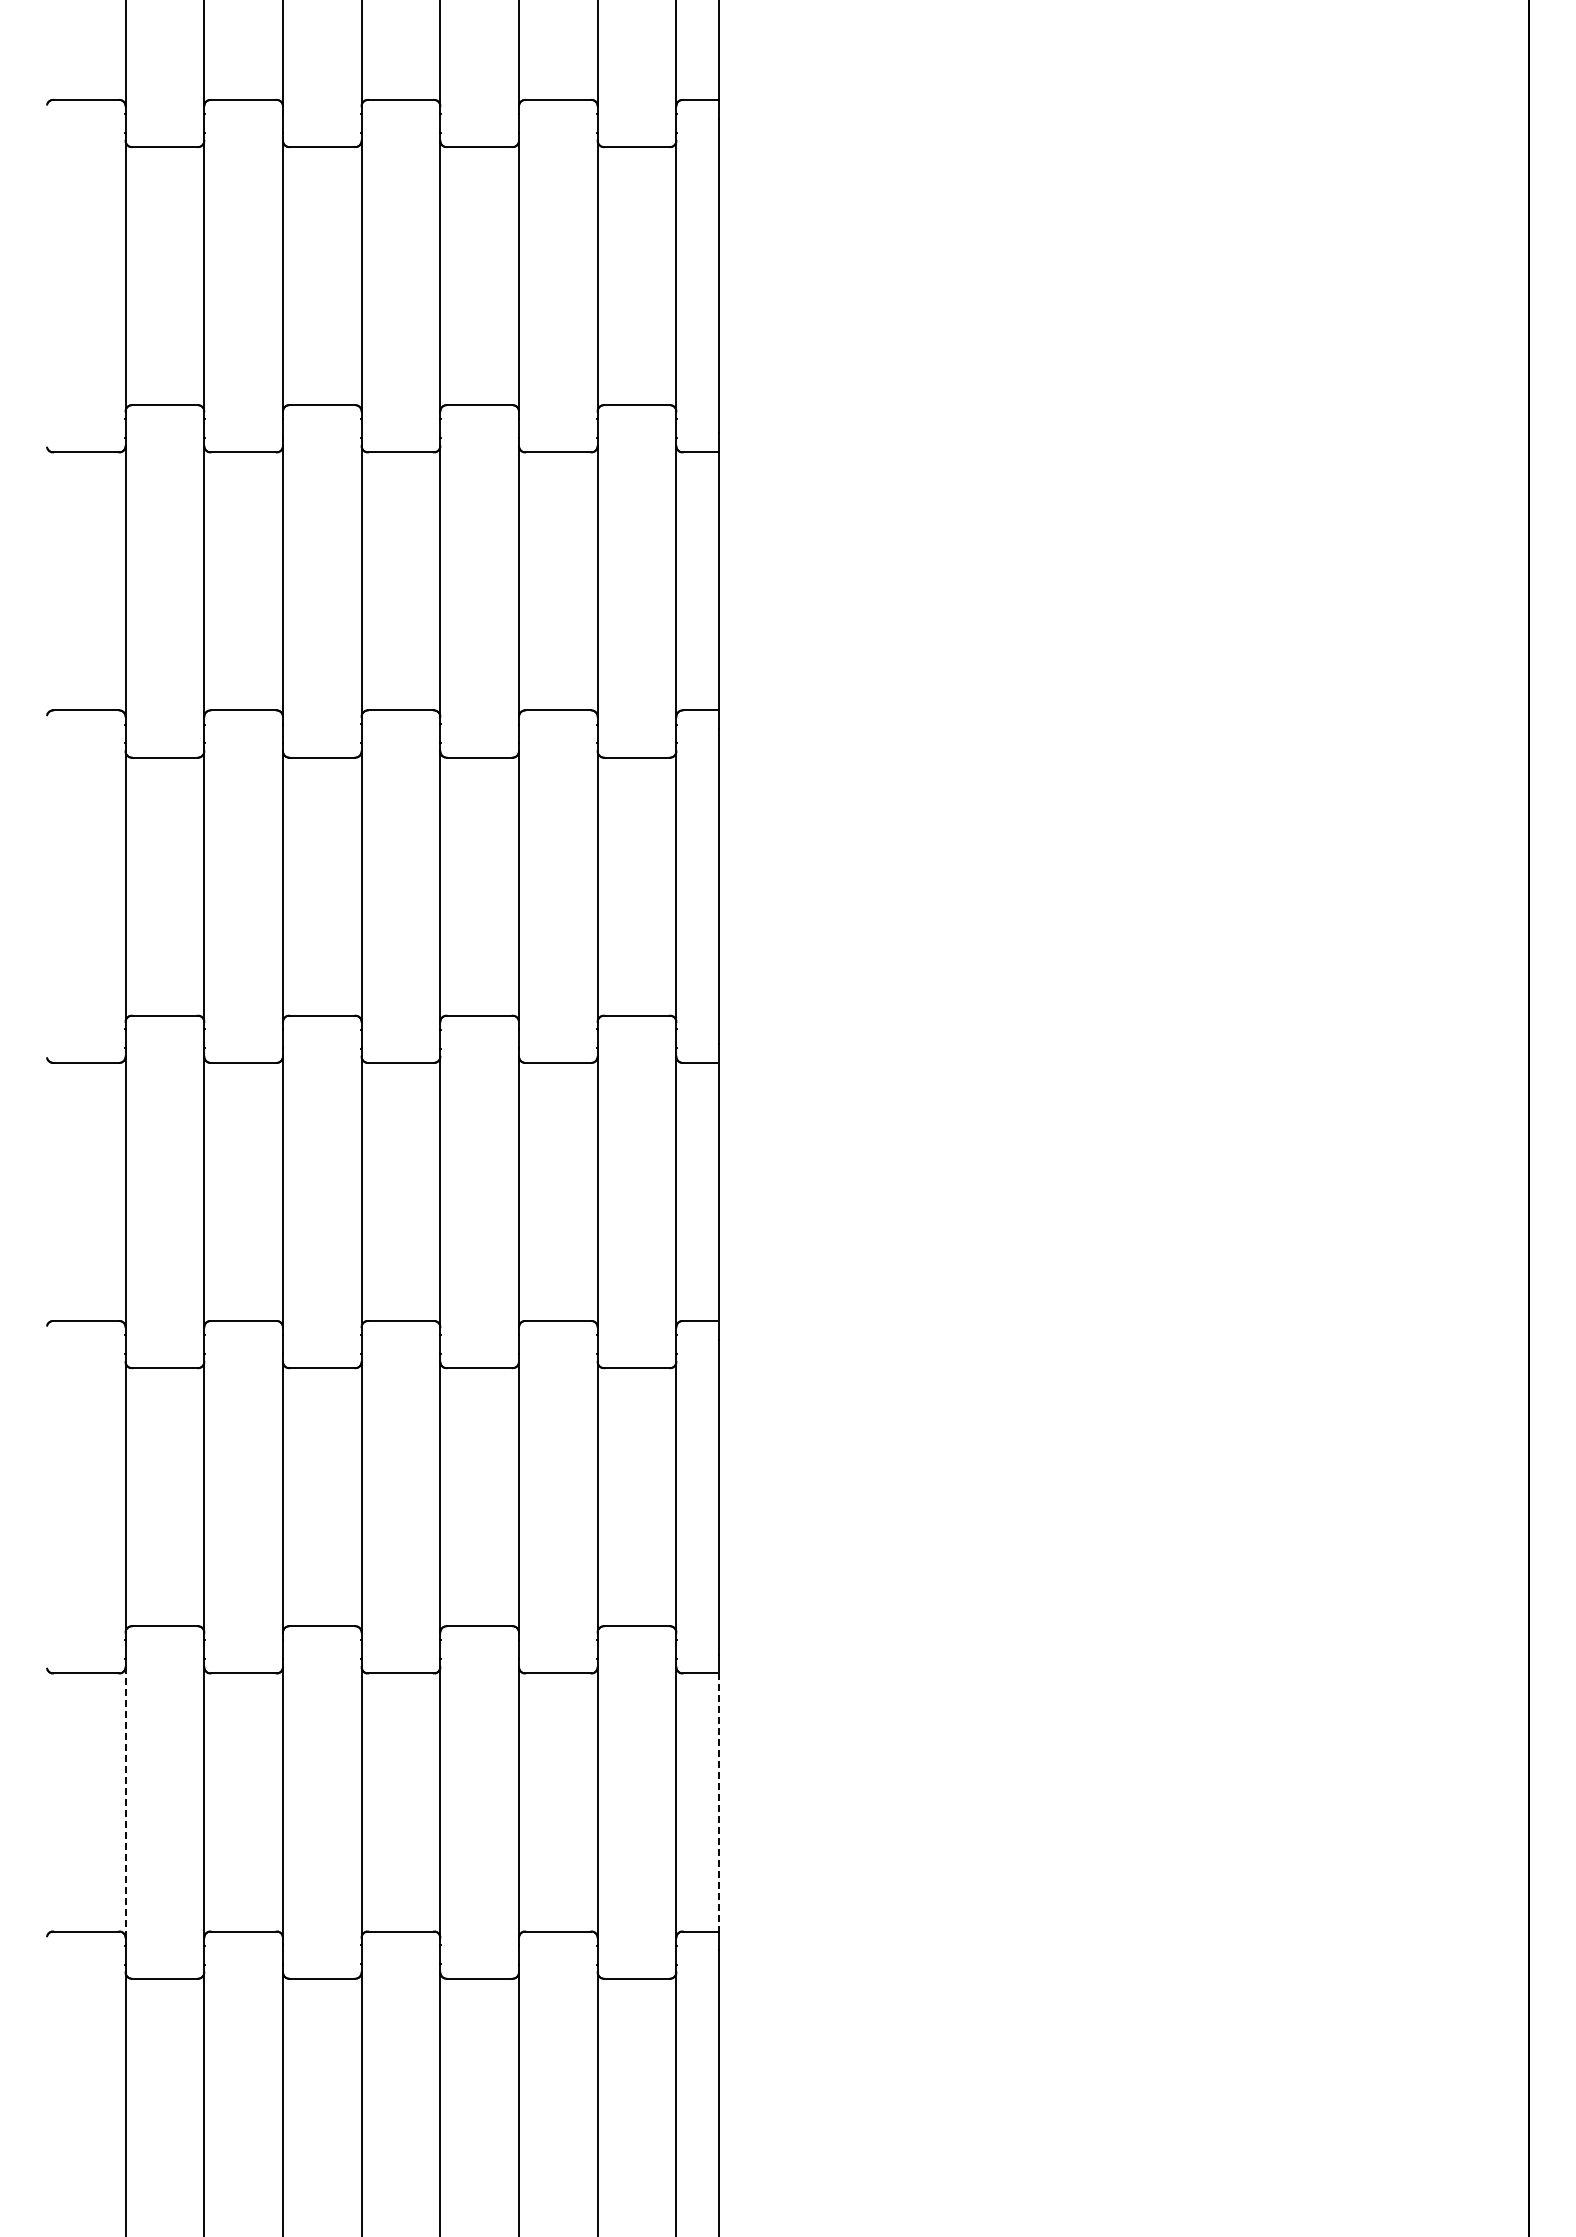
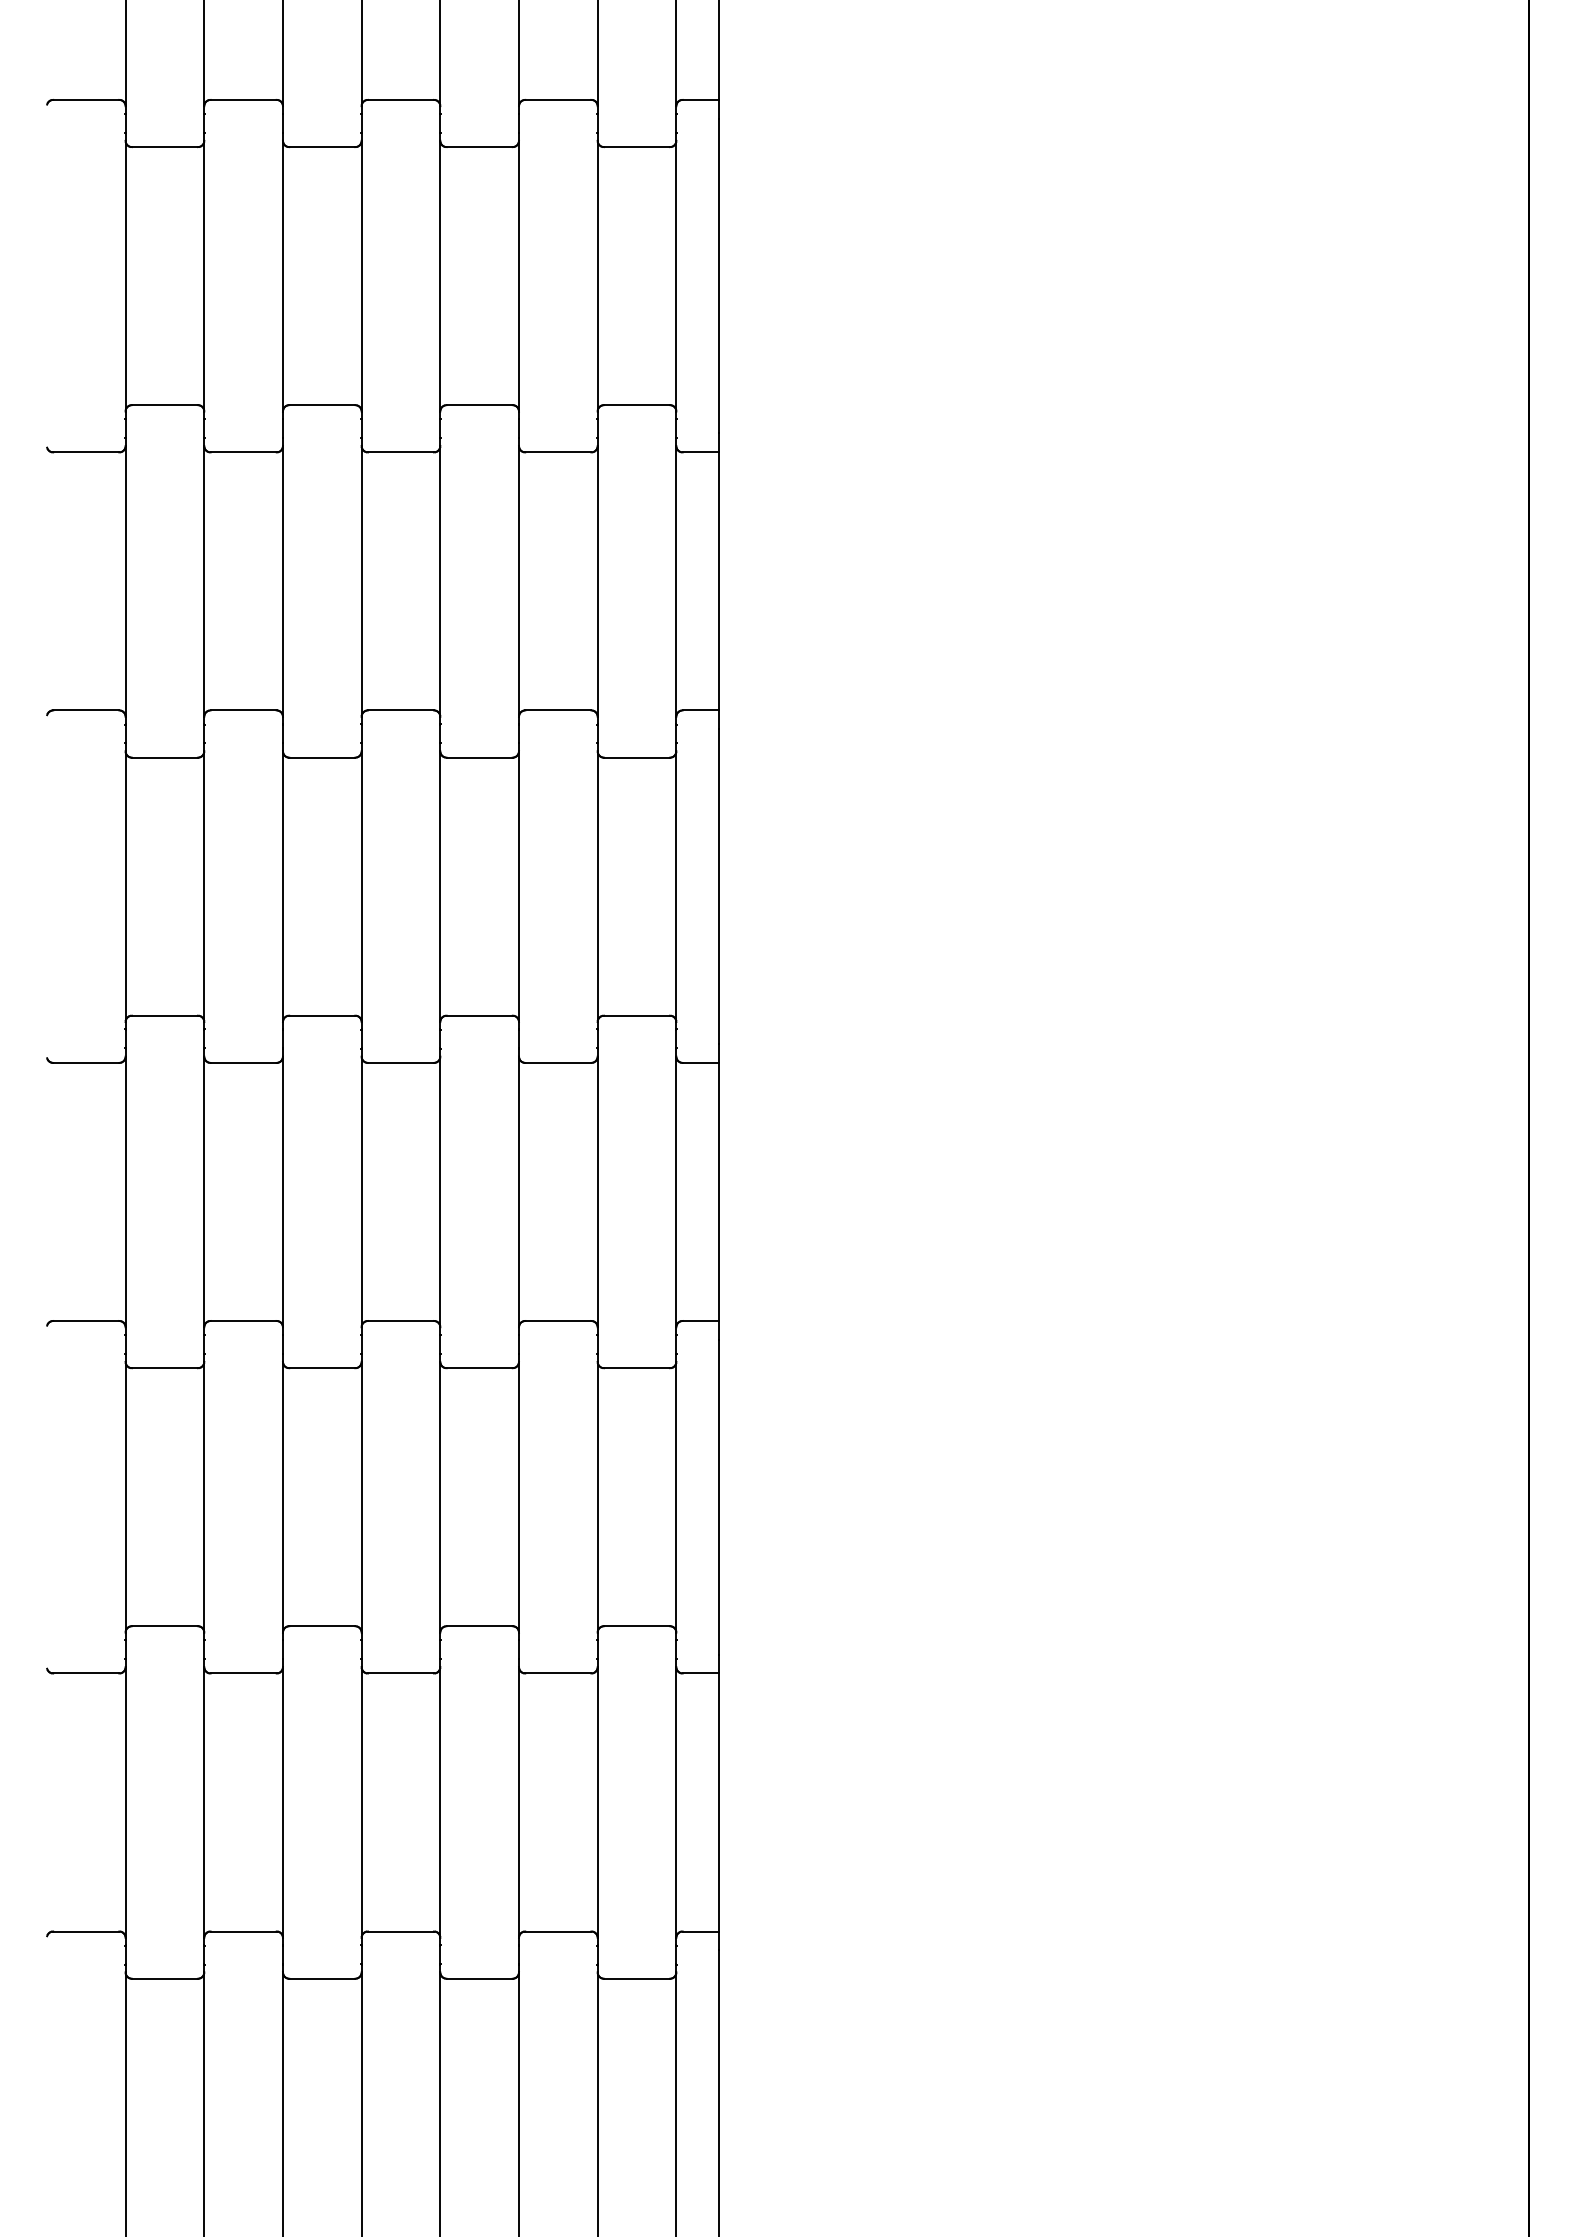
line: dashed -> solid (125, 1801)
line: dashed -> solid (718, 1802)
